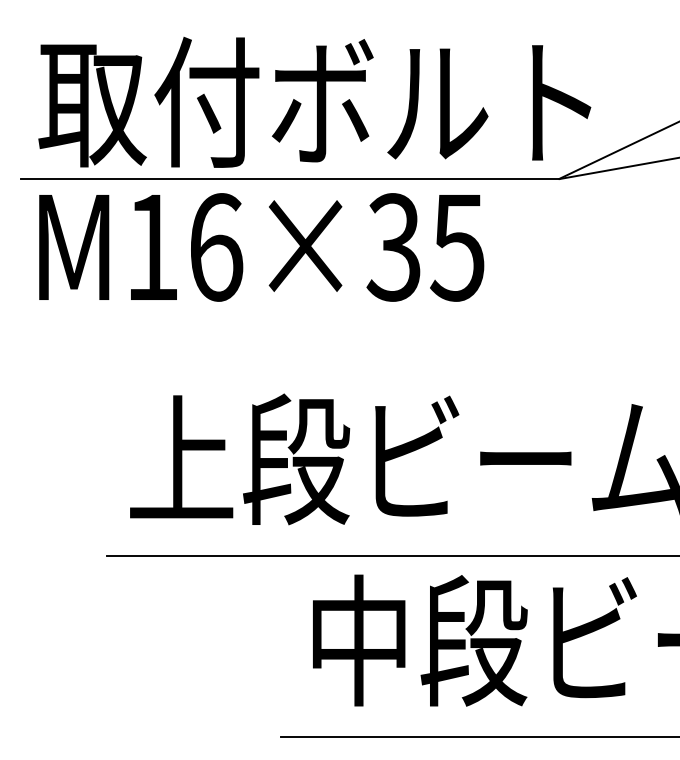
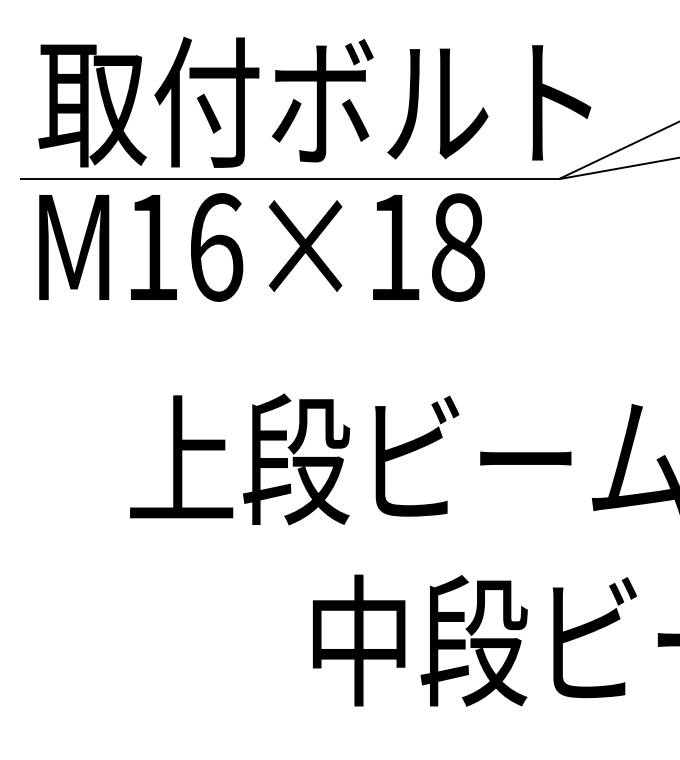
text: M16×35 -> M16×18 (425, 247)
line: present -> none (391, 555)
line: present -> none (478, 737)
